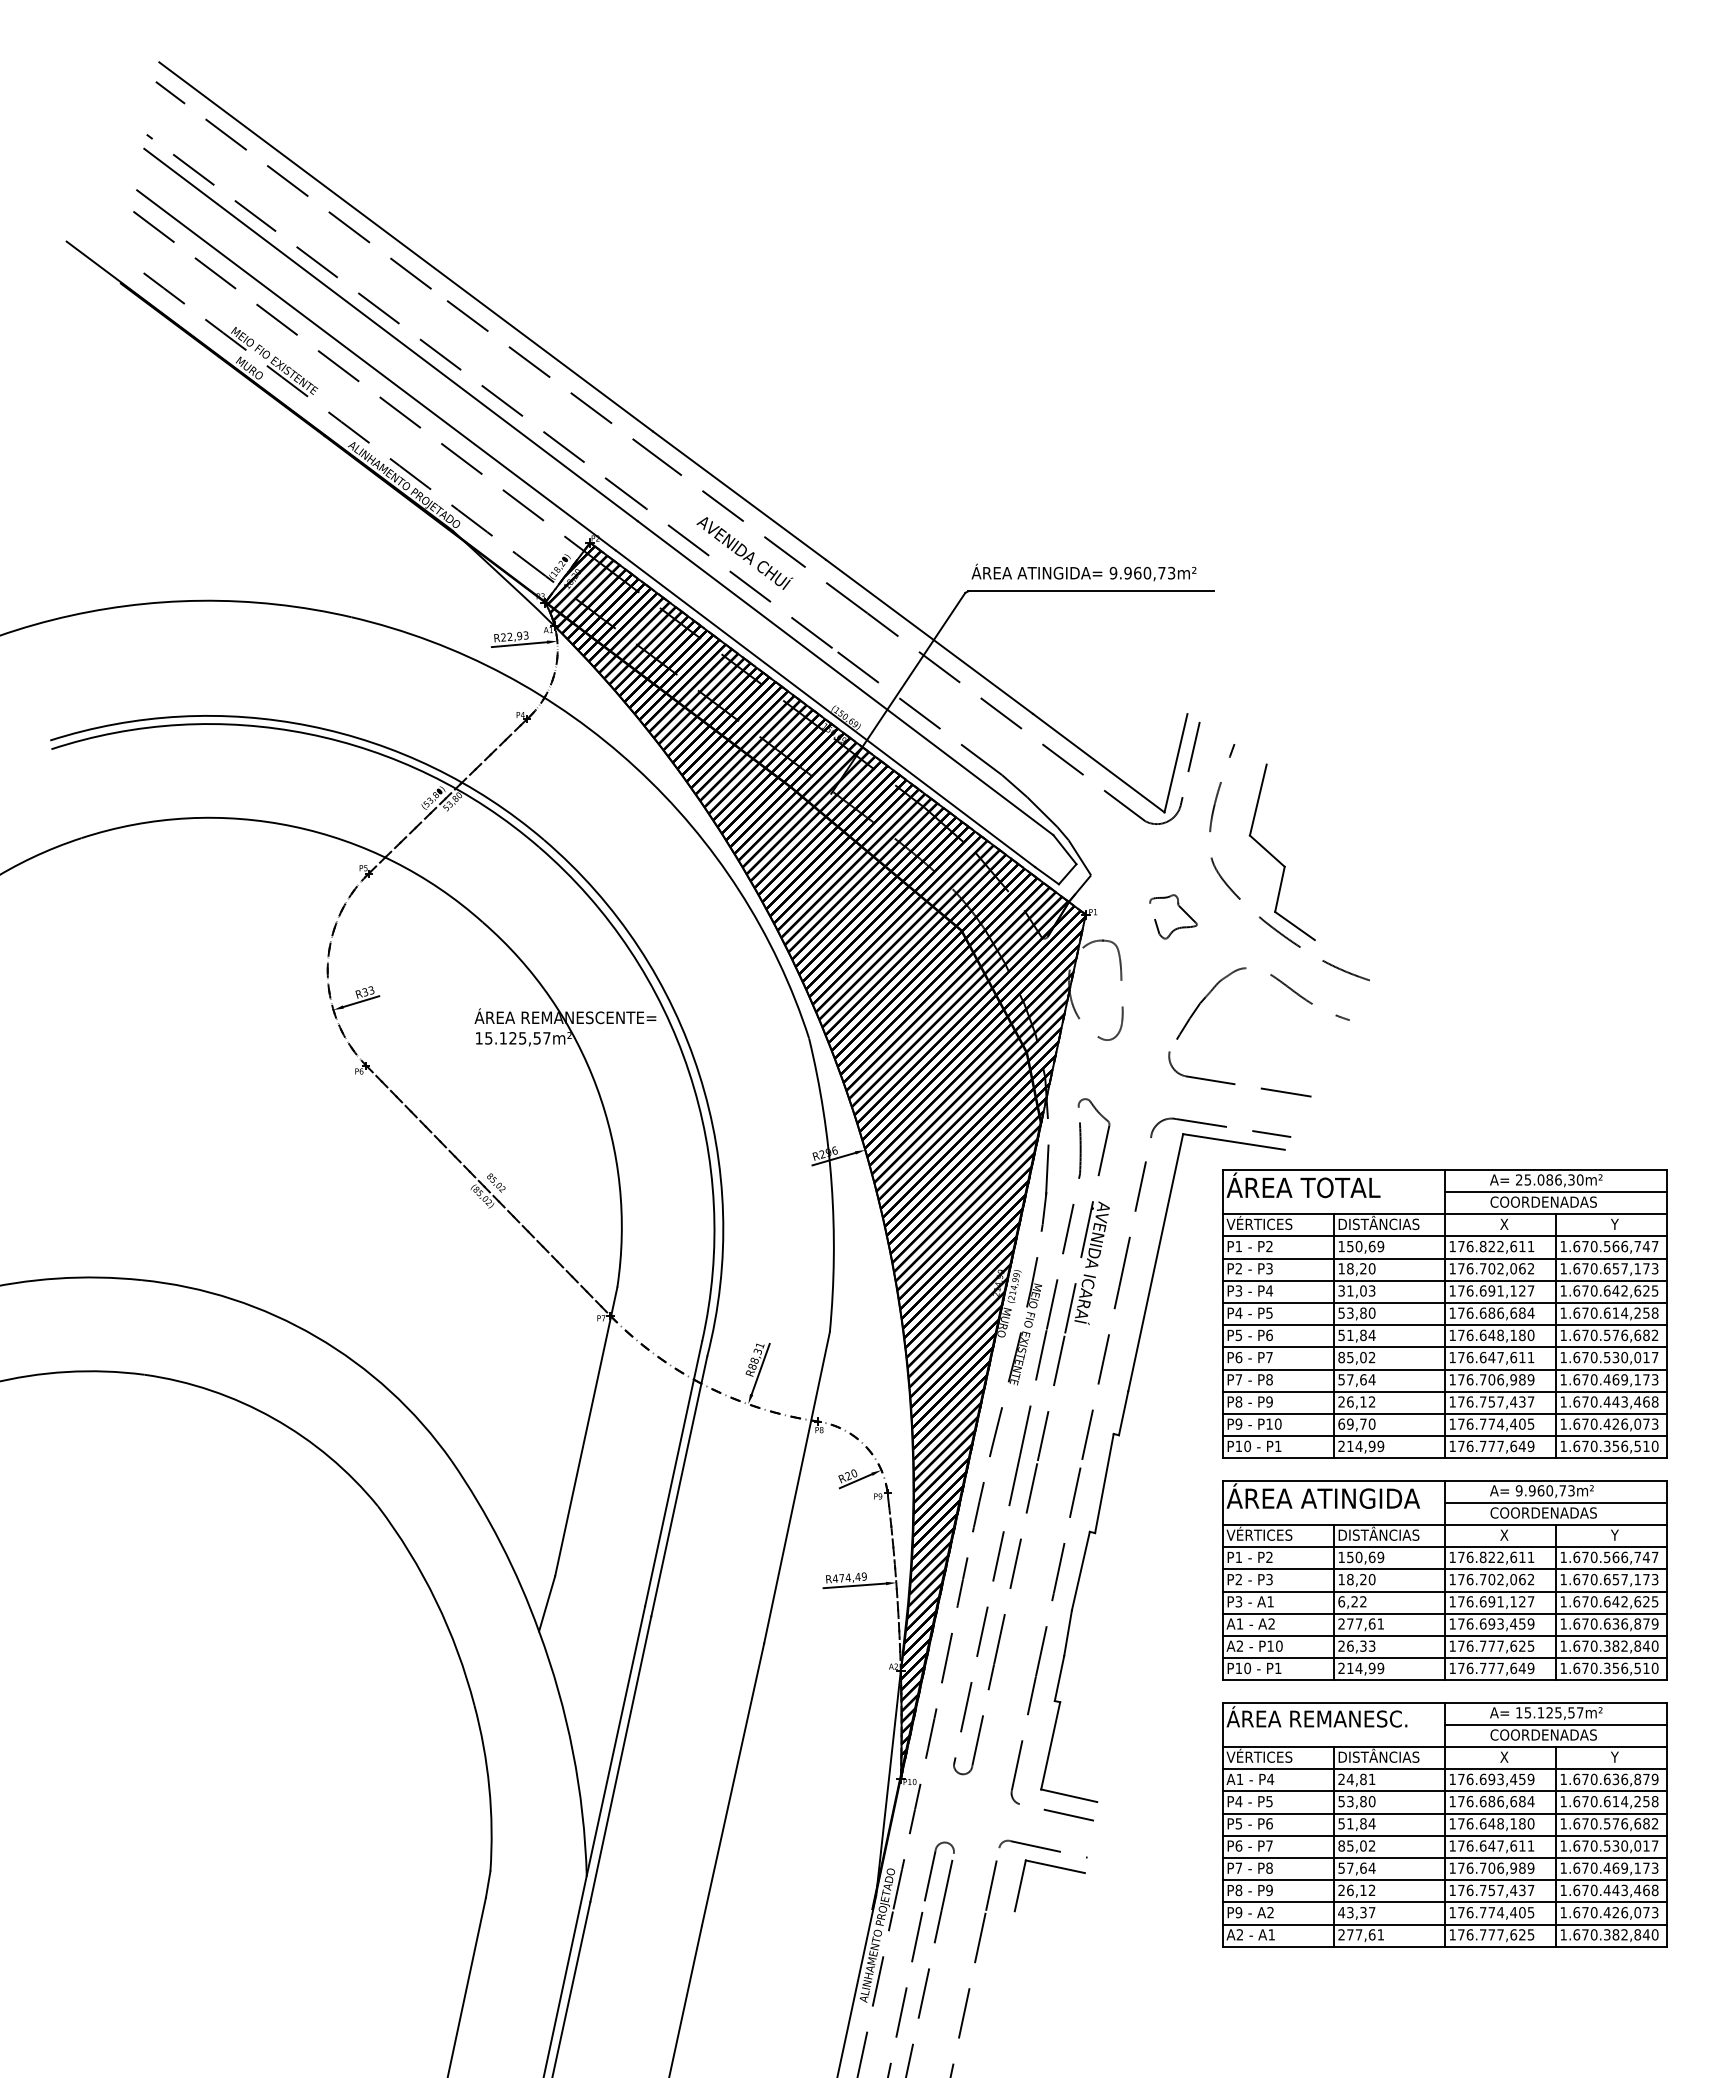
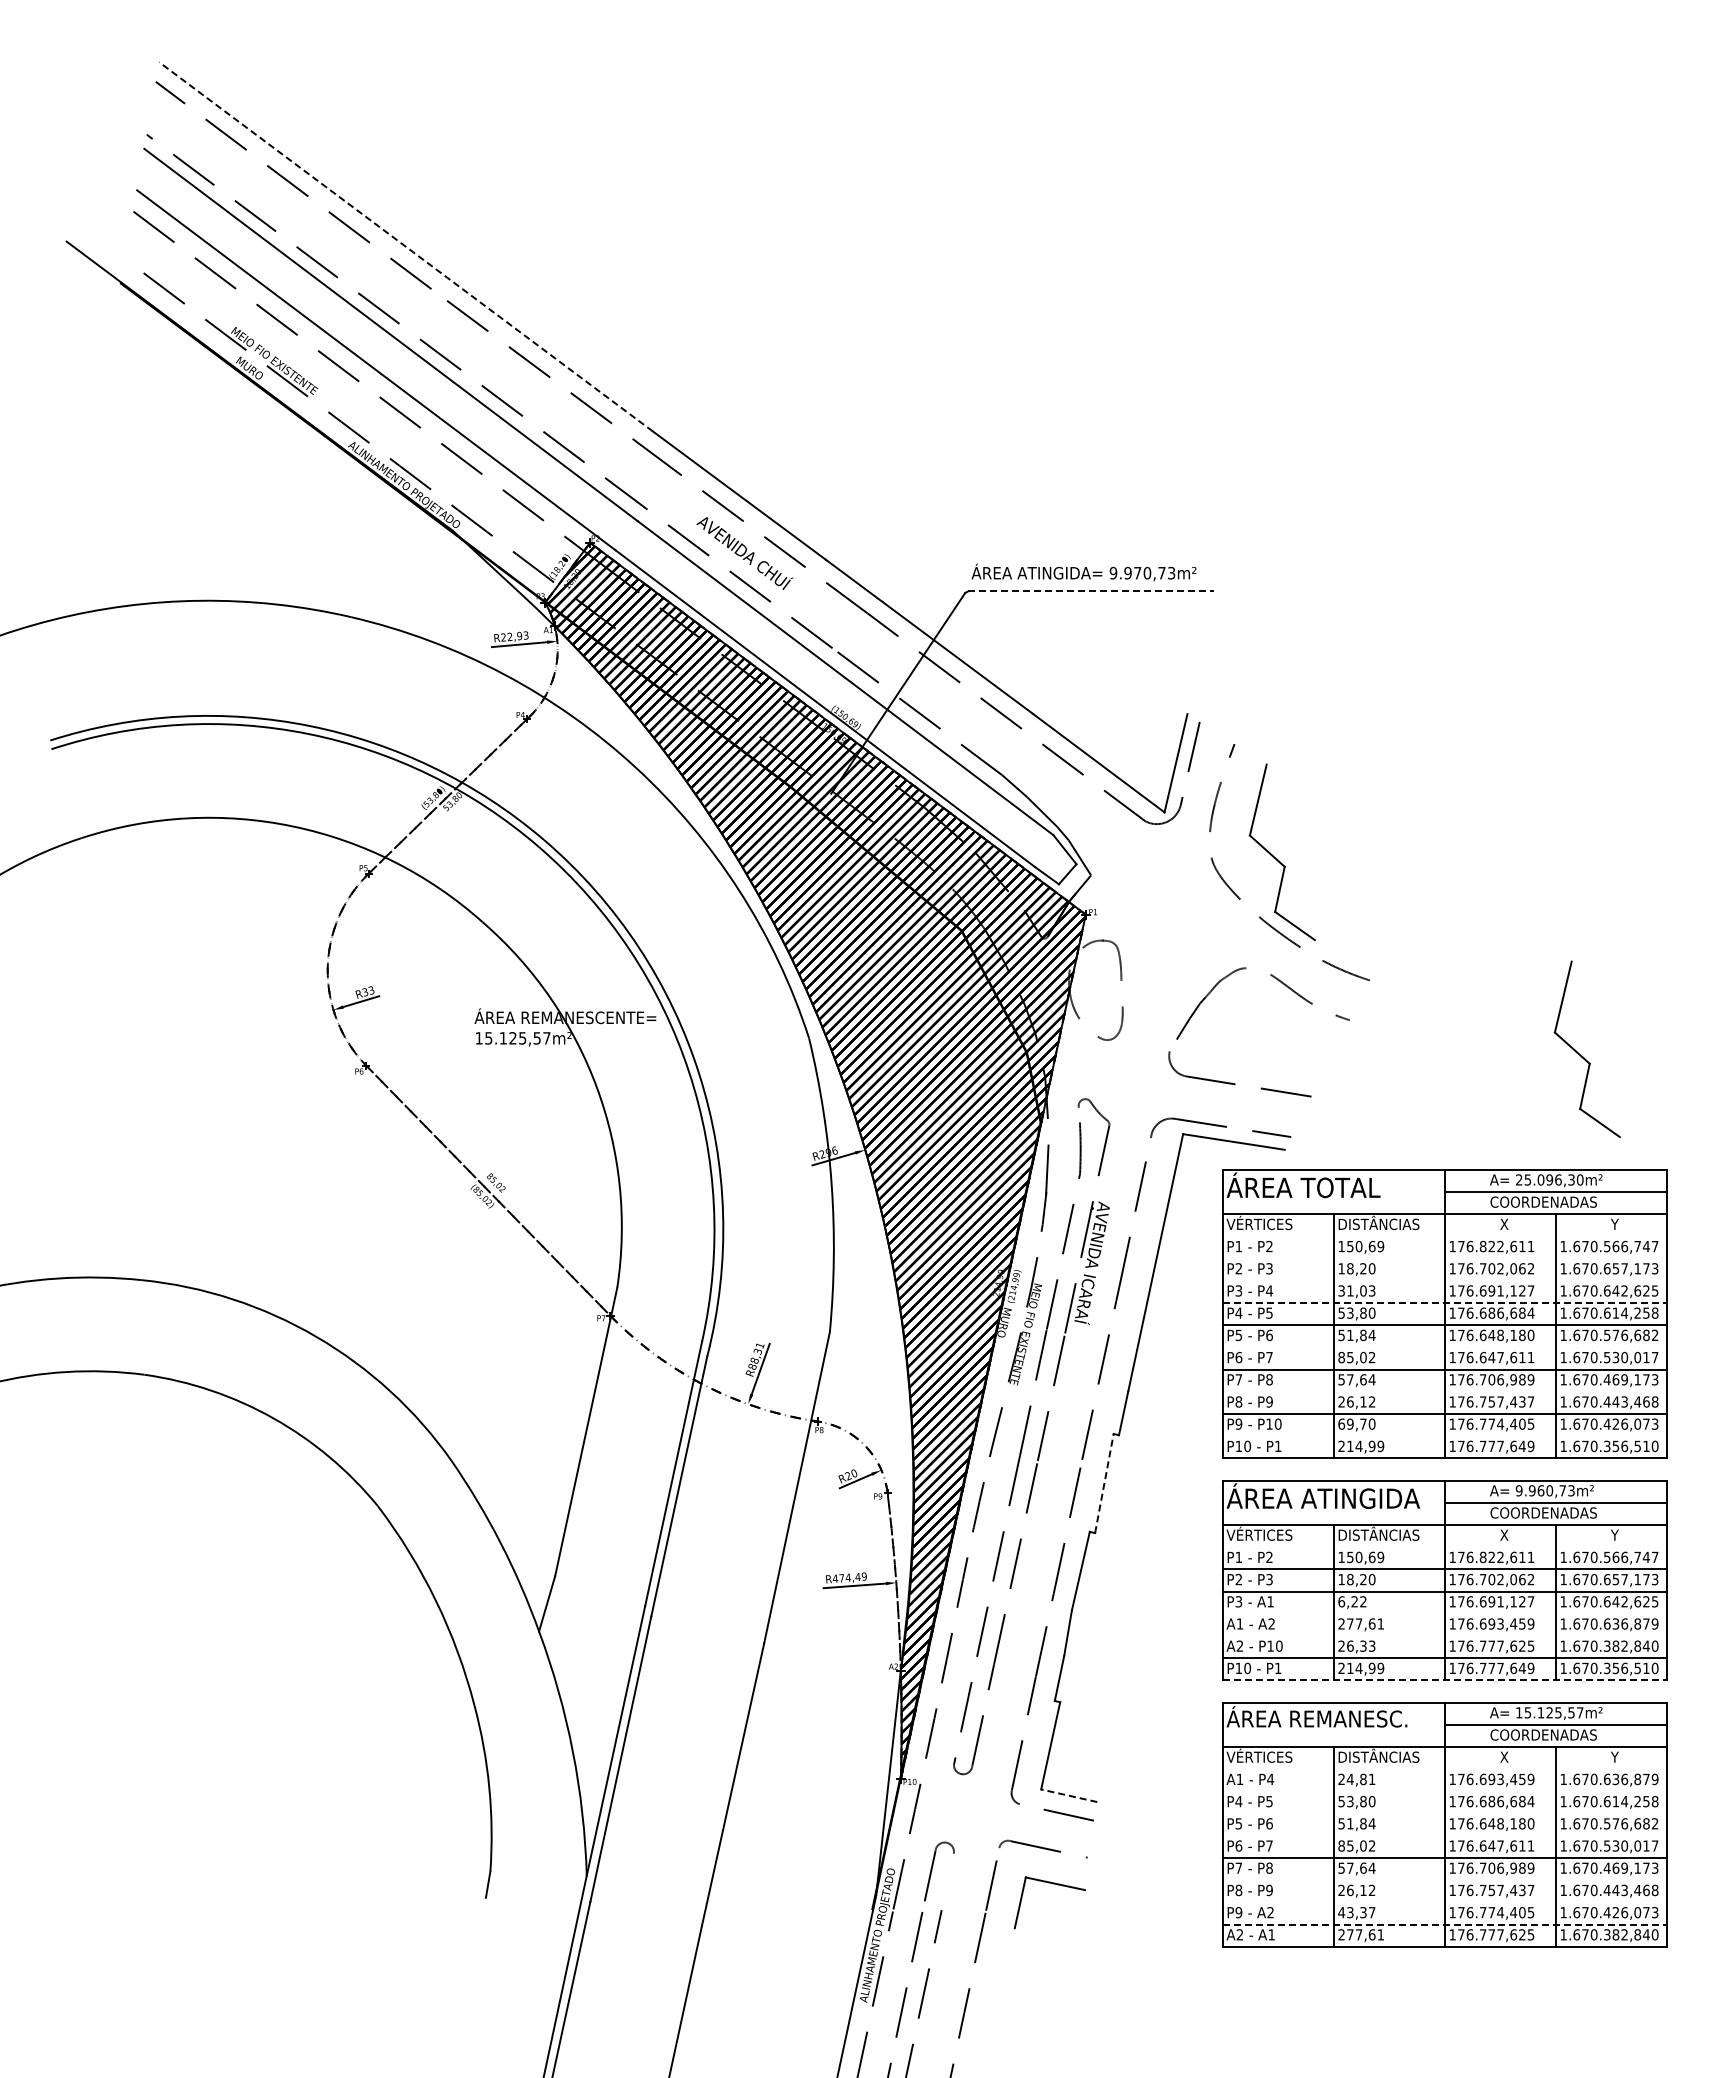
line: solid -> dashed (405, 246)
text: 9.960,73m² -> 9.970,73m² (1137, 572)
line: solid -> dashed (1091, 591)
part: present -> none (1180, 908)
part: none -> present (1580, 1054)
text: 25.086,30m² -> 25.096,30m² (1549, 1179)
line: present -> none (1444, 1236)
line: present -> none (1444, 1258)
line: present -> none (1444, 1280)
line: solid -> dashed (1445, 1302)
line: present -> none (1444, 1347)
line: present -> none (1444, 1391)
line: present -> none (1444, 1436)
line: solid -> dashed (1104, 1483)
line: present -> none (1444, 1547)
line: present -> none (1444, 1613)
line: present -> none (1444, 1636)
line: solid -> dashed (1445, 1680)
line: present -> none (1444, 1769)
line: present -> none (1444, 1791)
line: solid -> dashed (1069, 1795)
line: present -> none (1444, 1813)
line: present -> none (1444, 1835)
part position: (1052, 1867) -> (1052, 1884) (1052, 1884)
line: present -> none (1444, 1880)
line: present -> none (947, 1881)
line: present -> none (1444, 1902)
line: solid -> dashed (1445, 1924)
line: present -> none (466, 1985)
